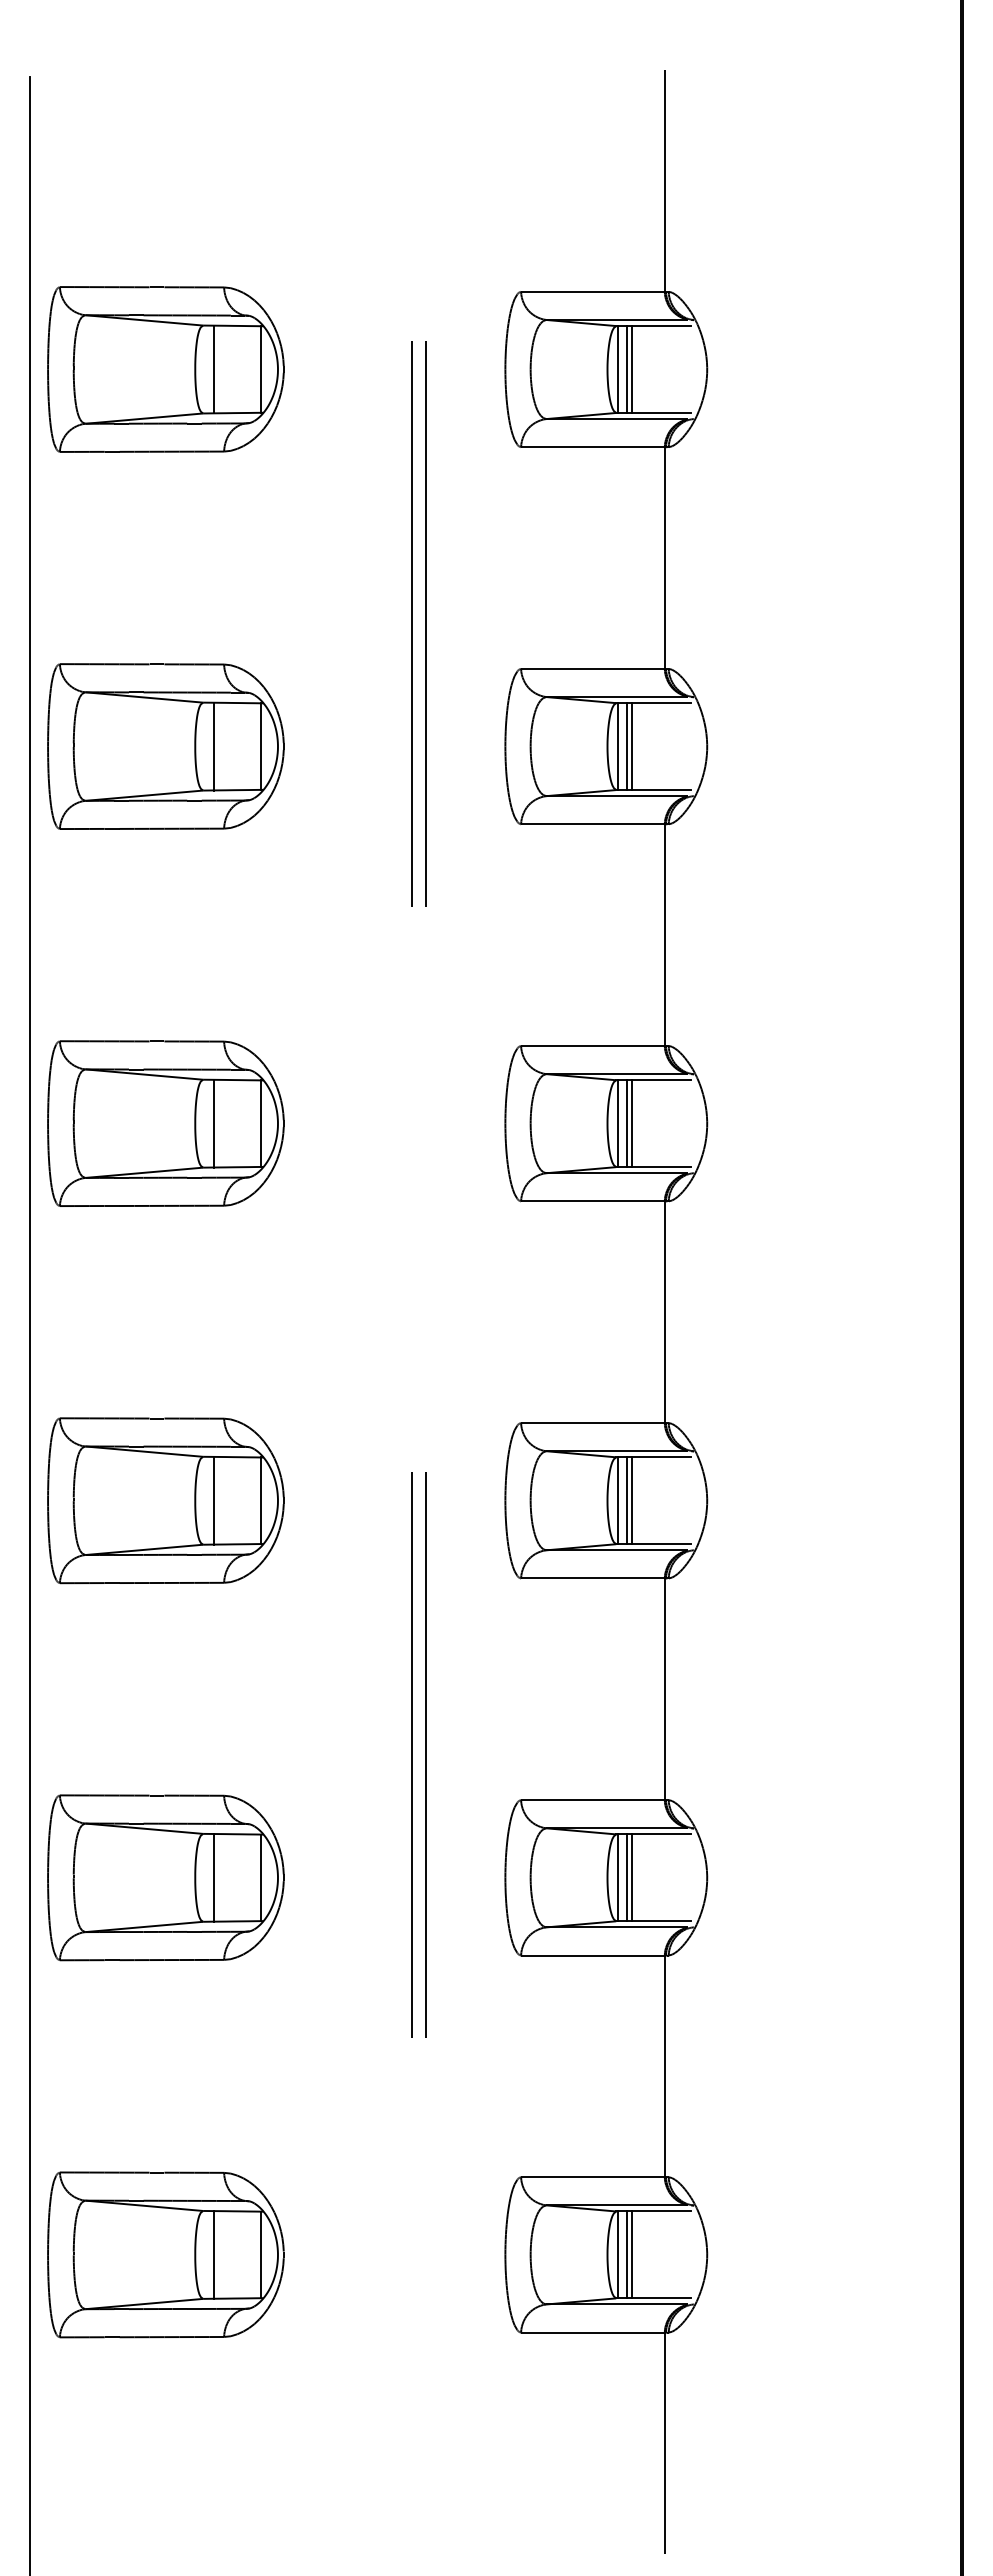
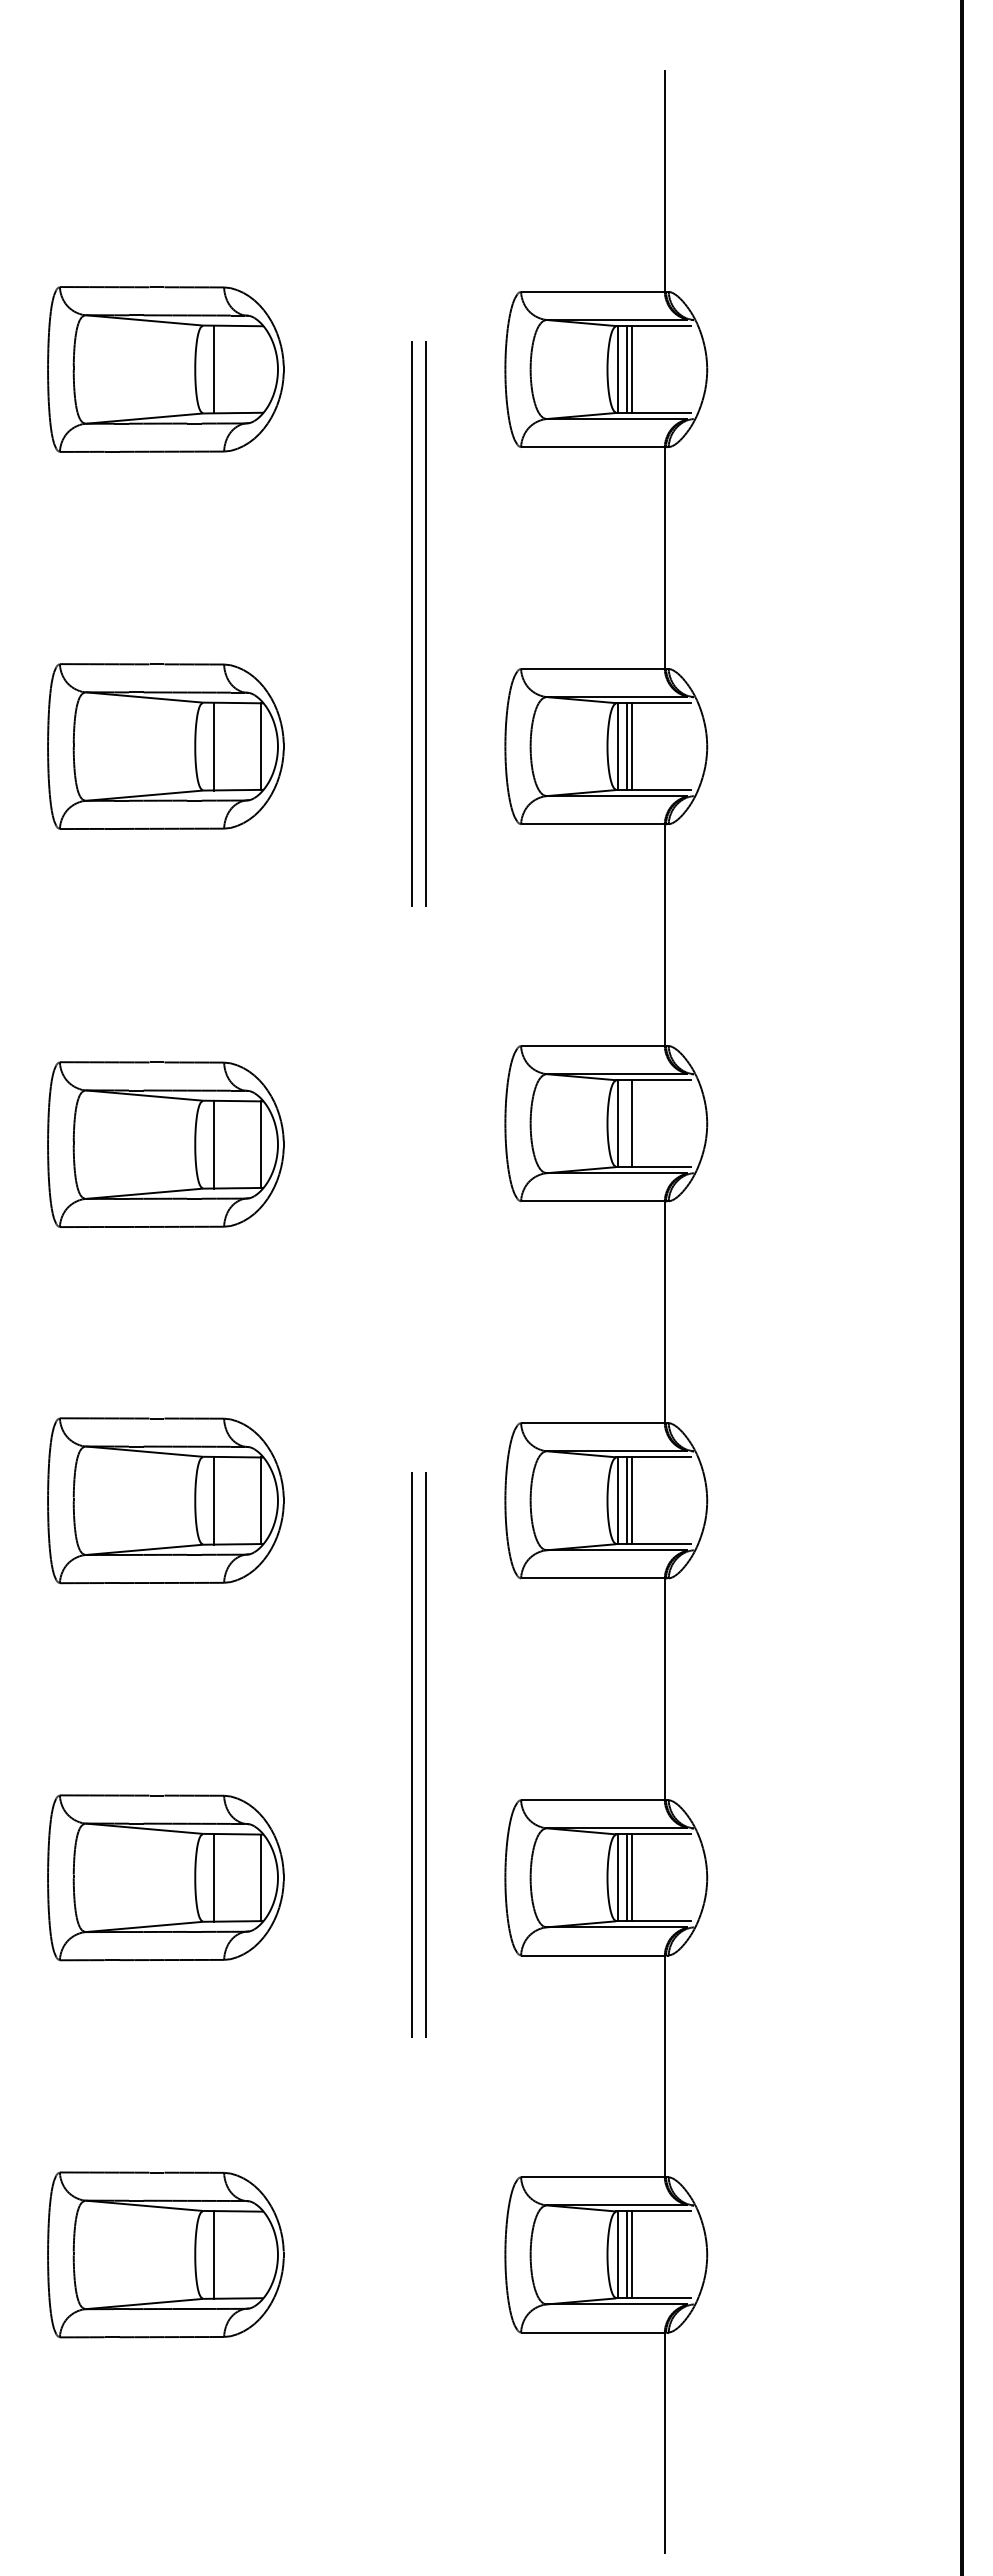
line: present -> none (260, 369)
part position: (165, 1123) -> (165, 1144) (165, 1144)
line: present -> none (627, 1123)
line: present -> none (29, 1324)
line: present -> none (260, 2254)
